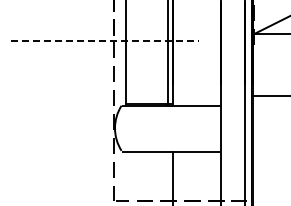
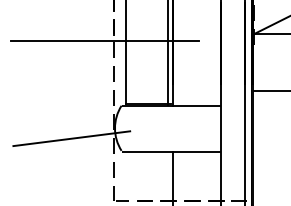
line: dashed -> solid (104, 41)
line position: (270, 96) -> (270, 91) (270, 91)
line: none -> present (71, 138)
